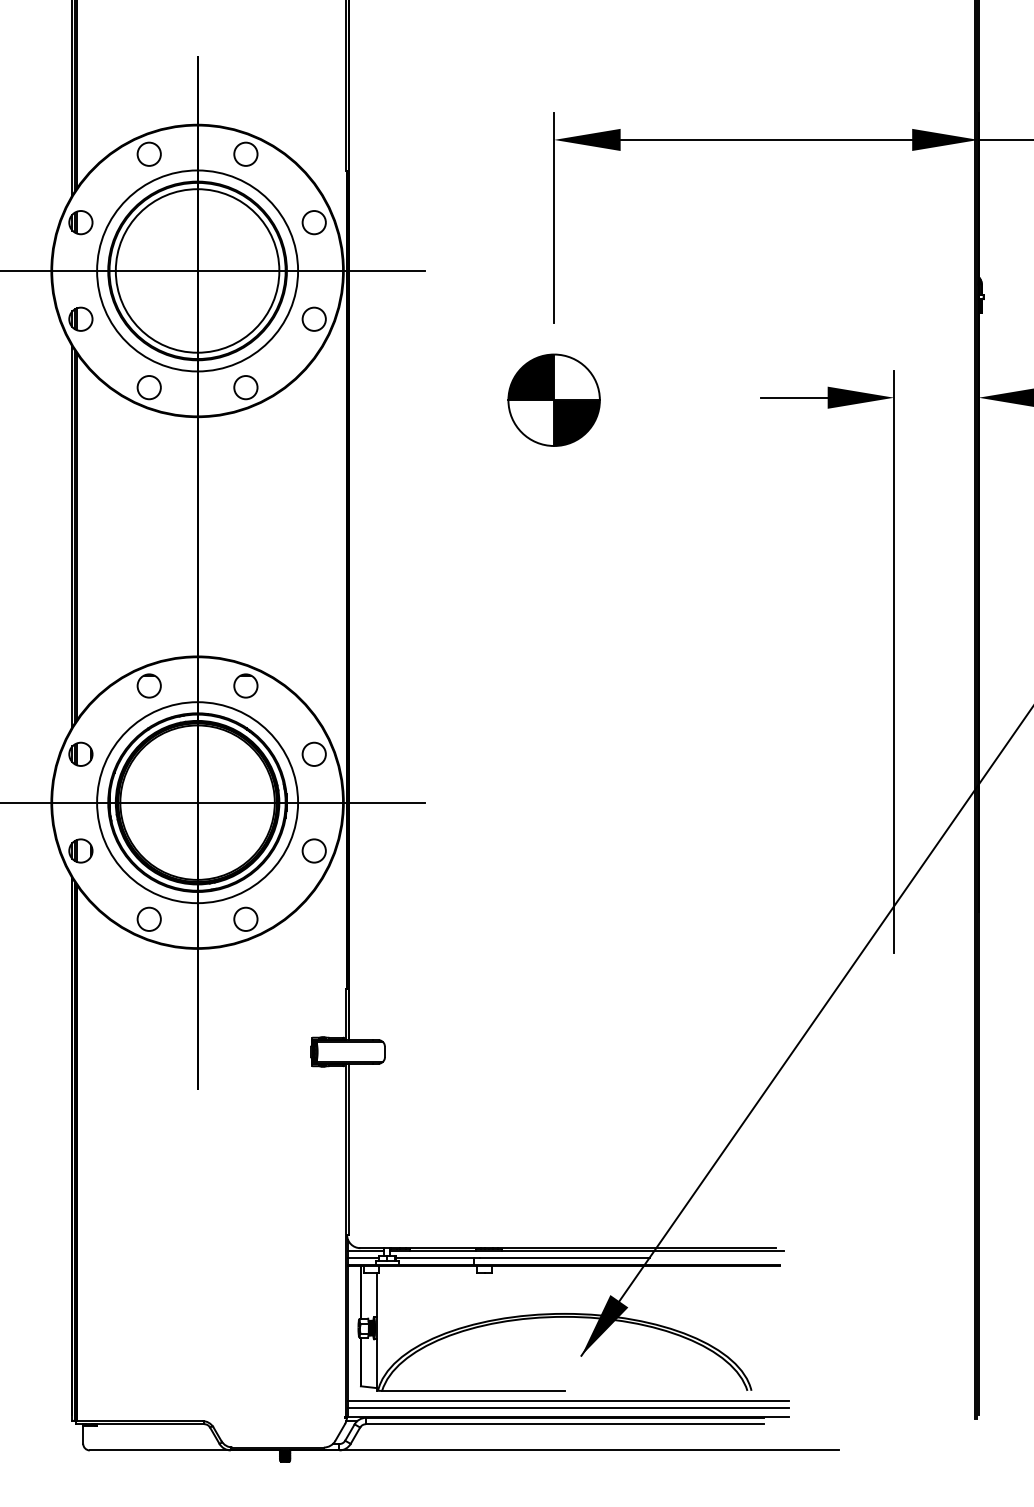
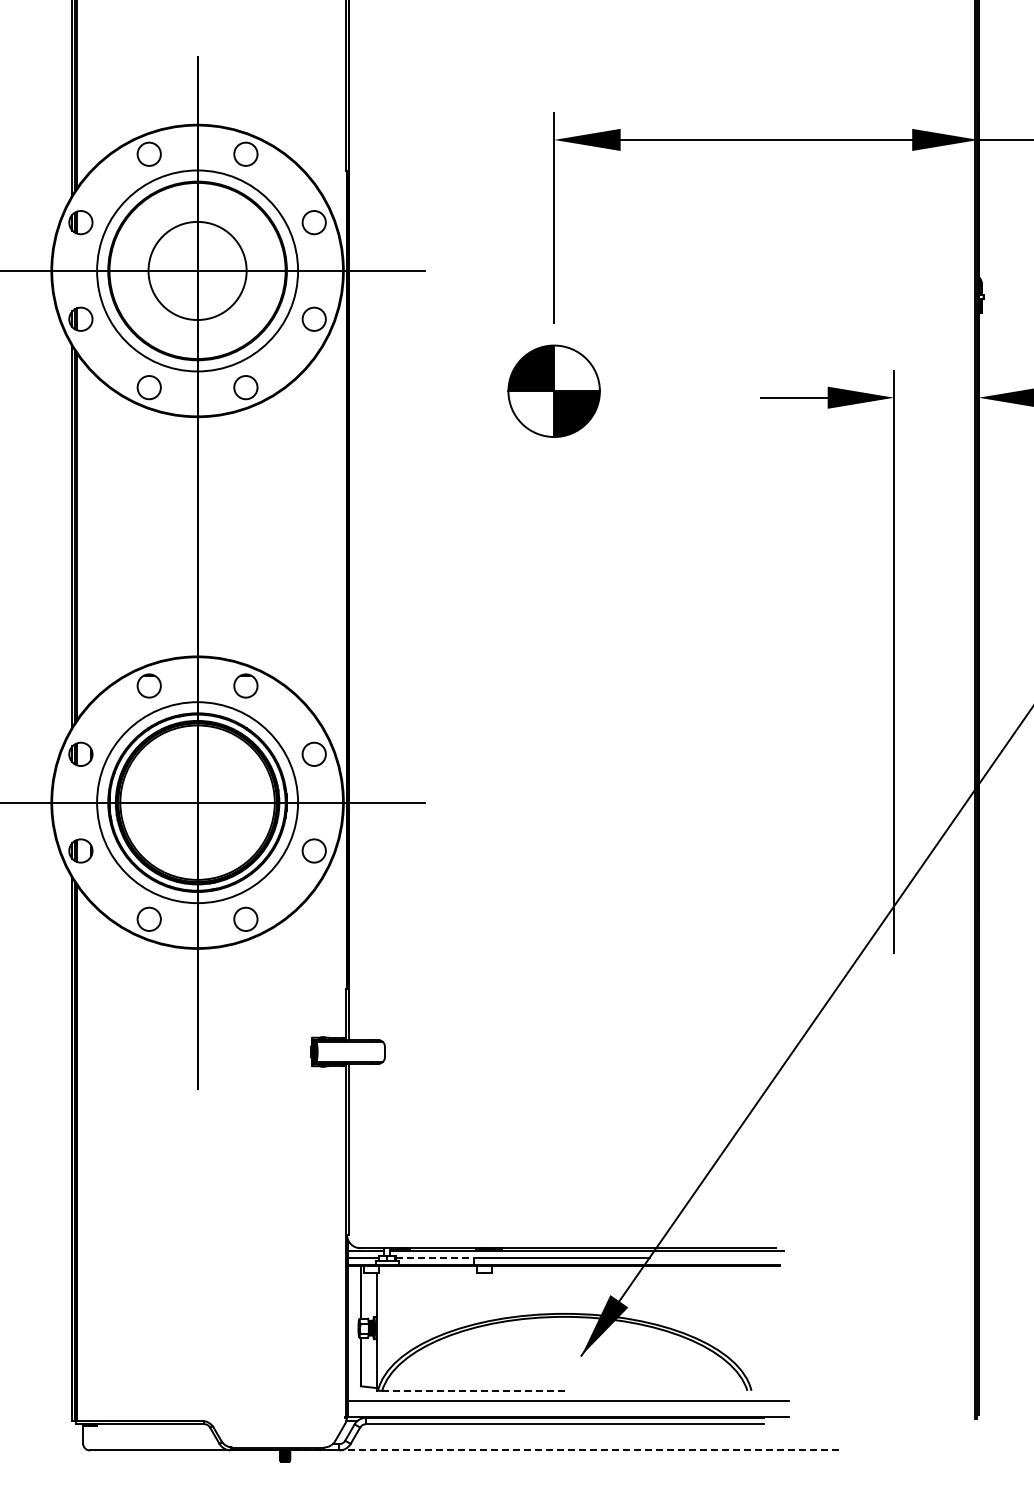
circle diameter: 164 px -> 98 px (197, 270)
part position: (553, 399) -> (553, 390) (553, 390)
line: solid -> dashed (434, 1257)
line: solid -> dashed (472, 1390)
line: present -> none (568, 1407)
line: solid -> dashed (564, 1450)
